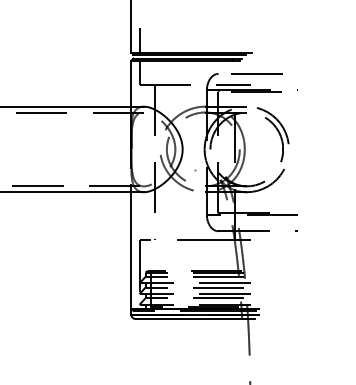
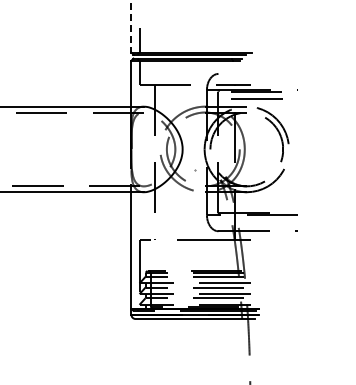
line: solid -> dashed (131, 26)
line position: (256, 73) -> (256, 98) (256, 98)
